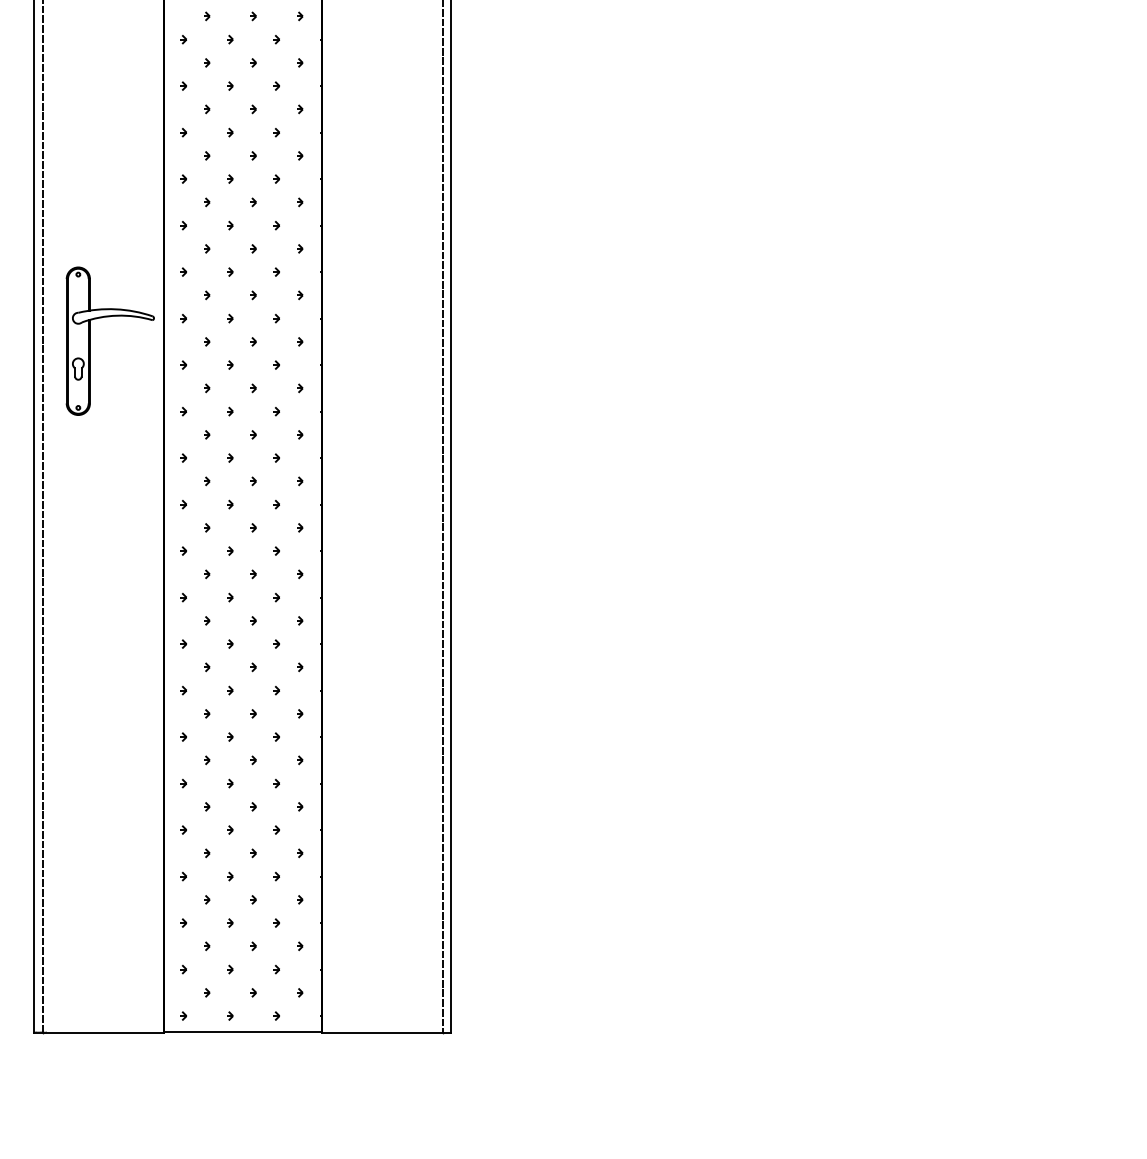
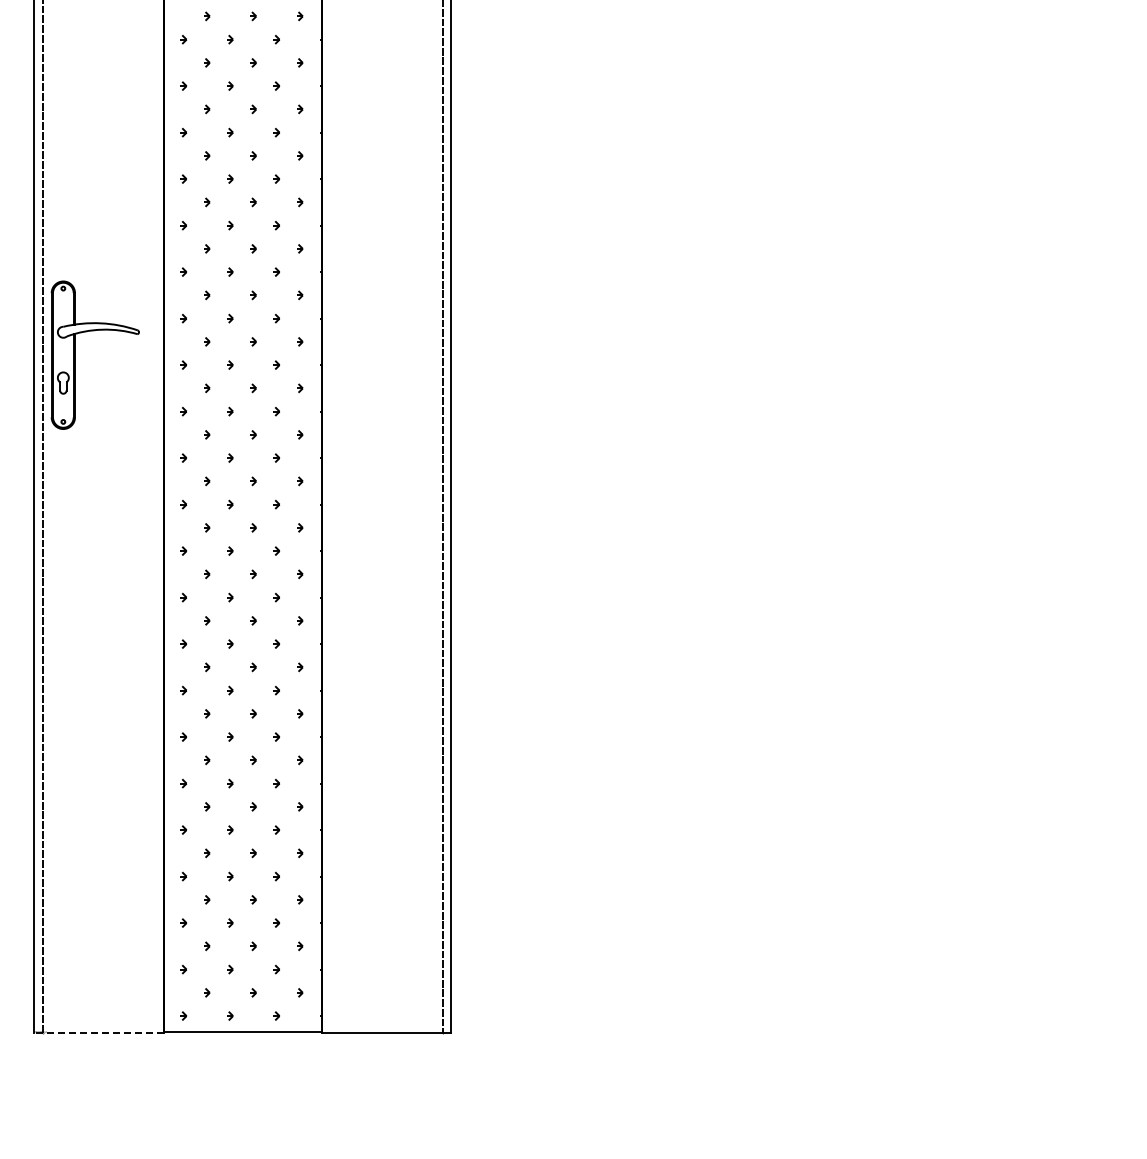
part position: (90, 340) -> (75, 354) (75, 354)
line: solid -> dashed (99, 1032)
